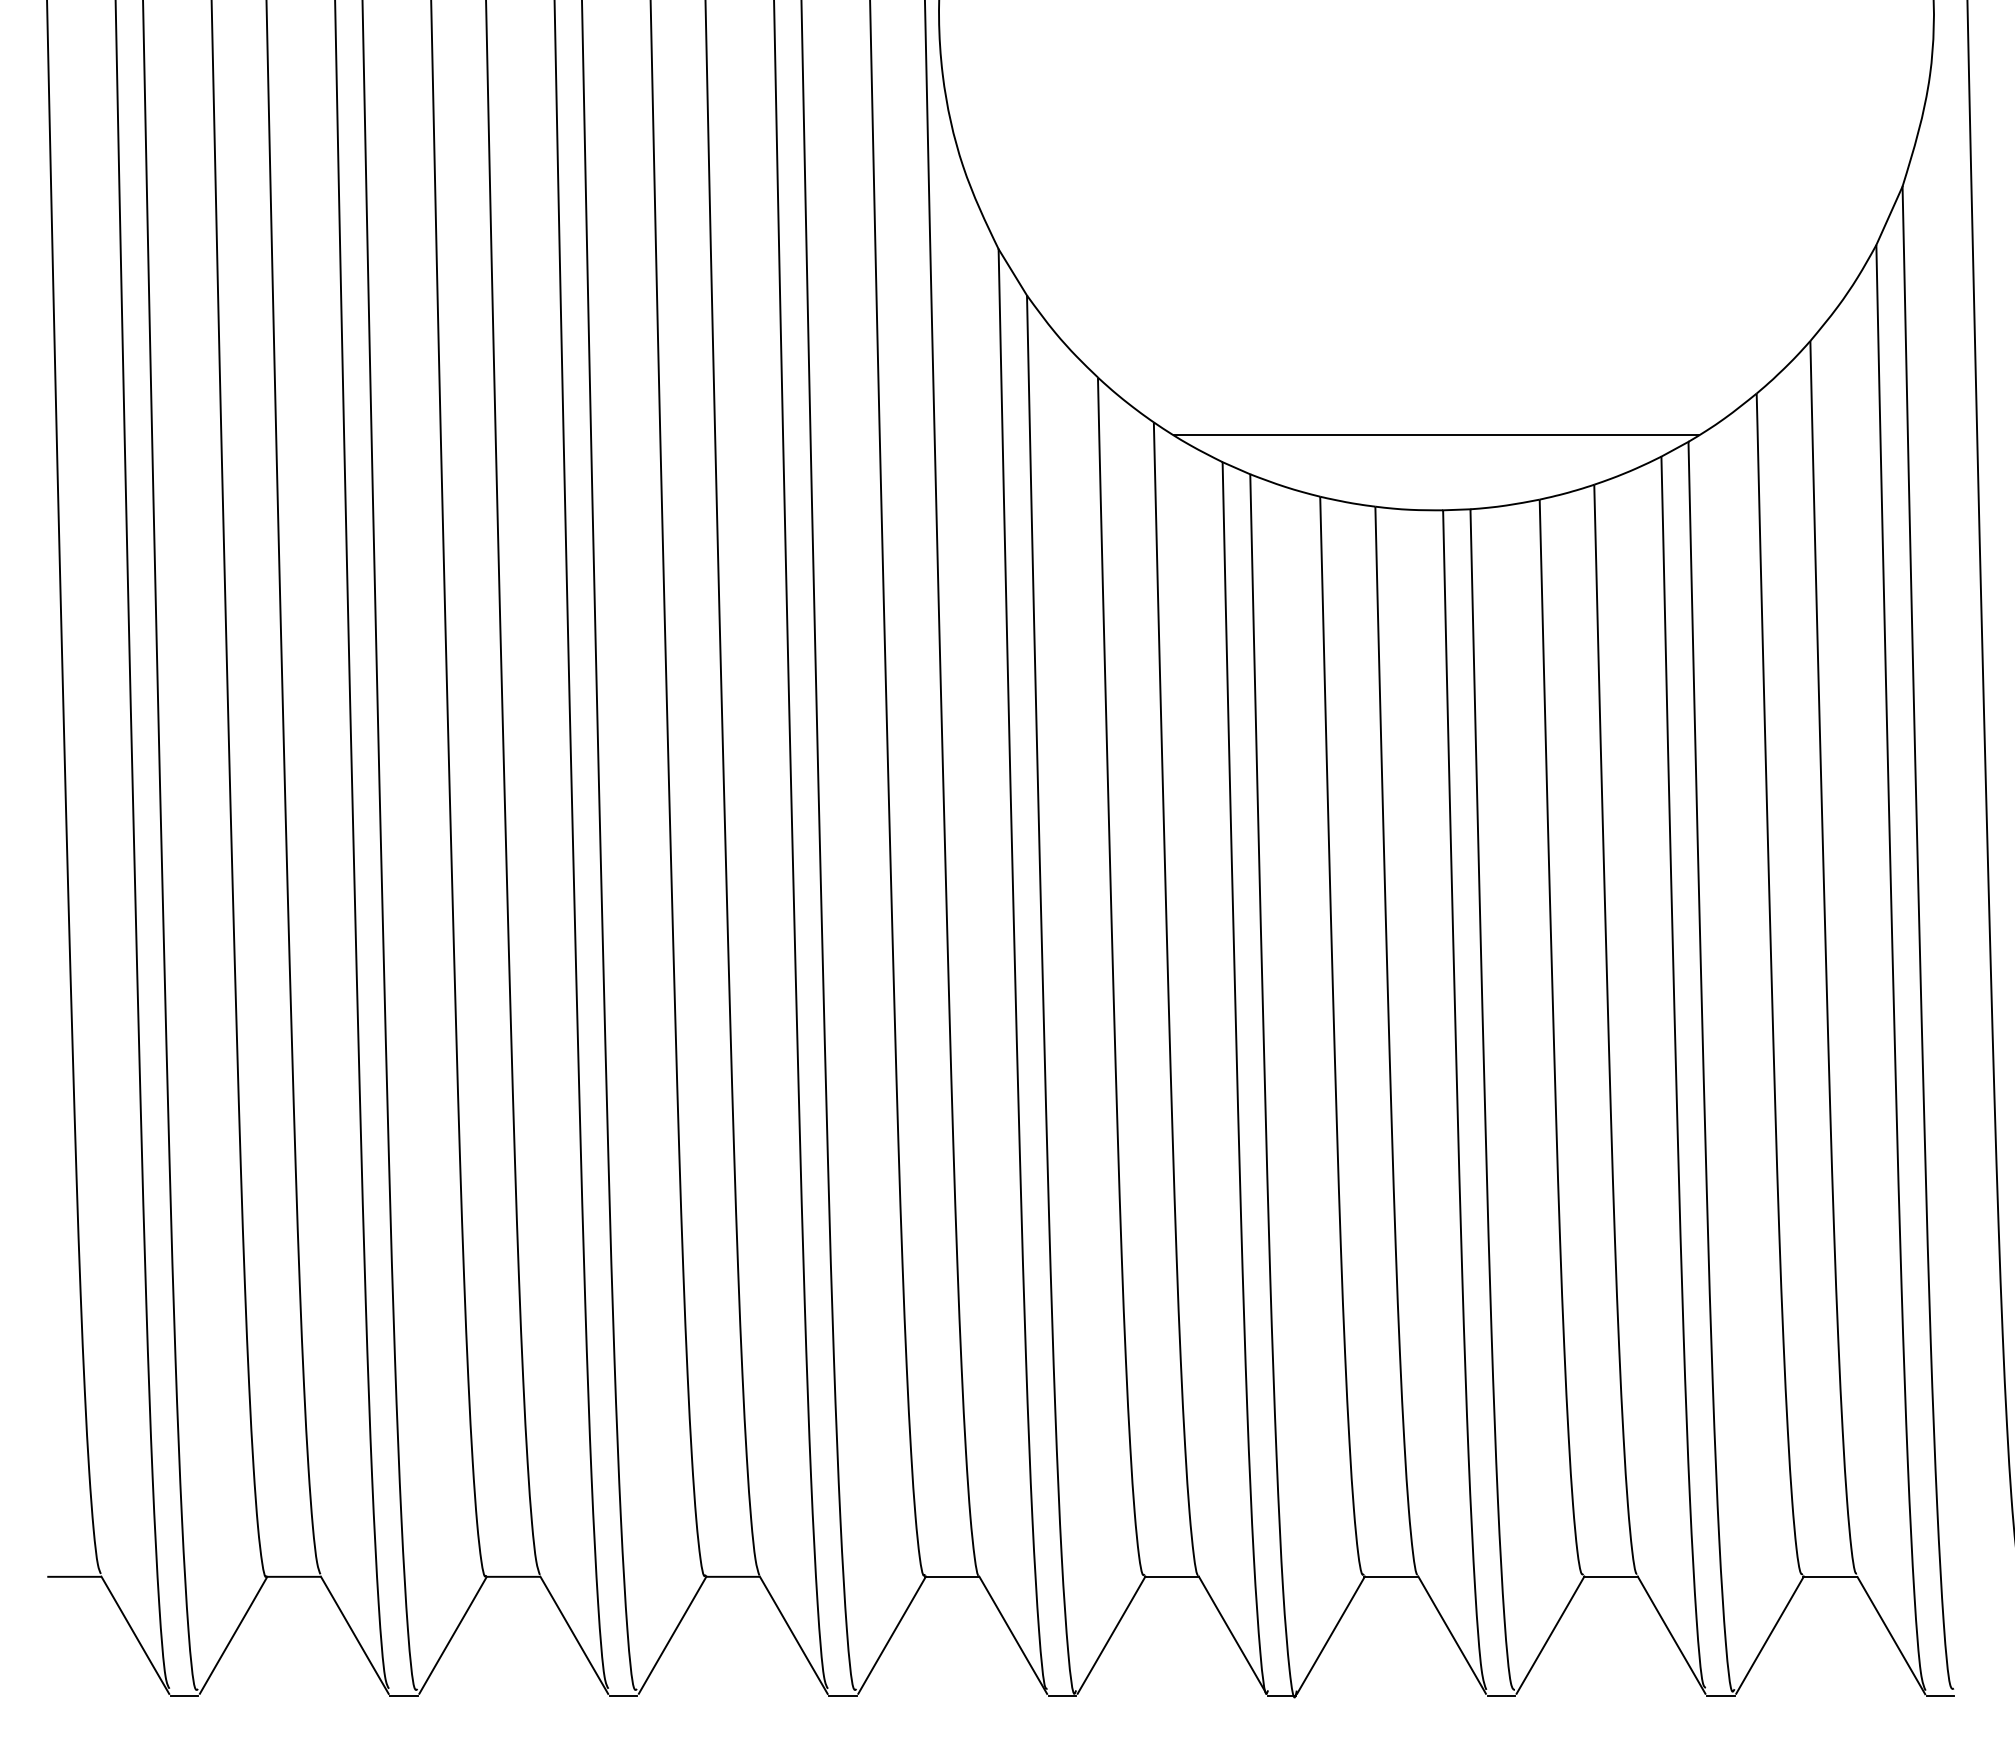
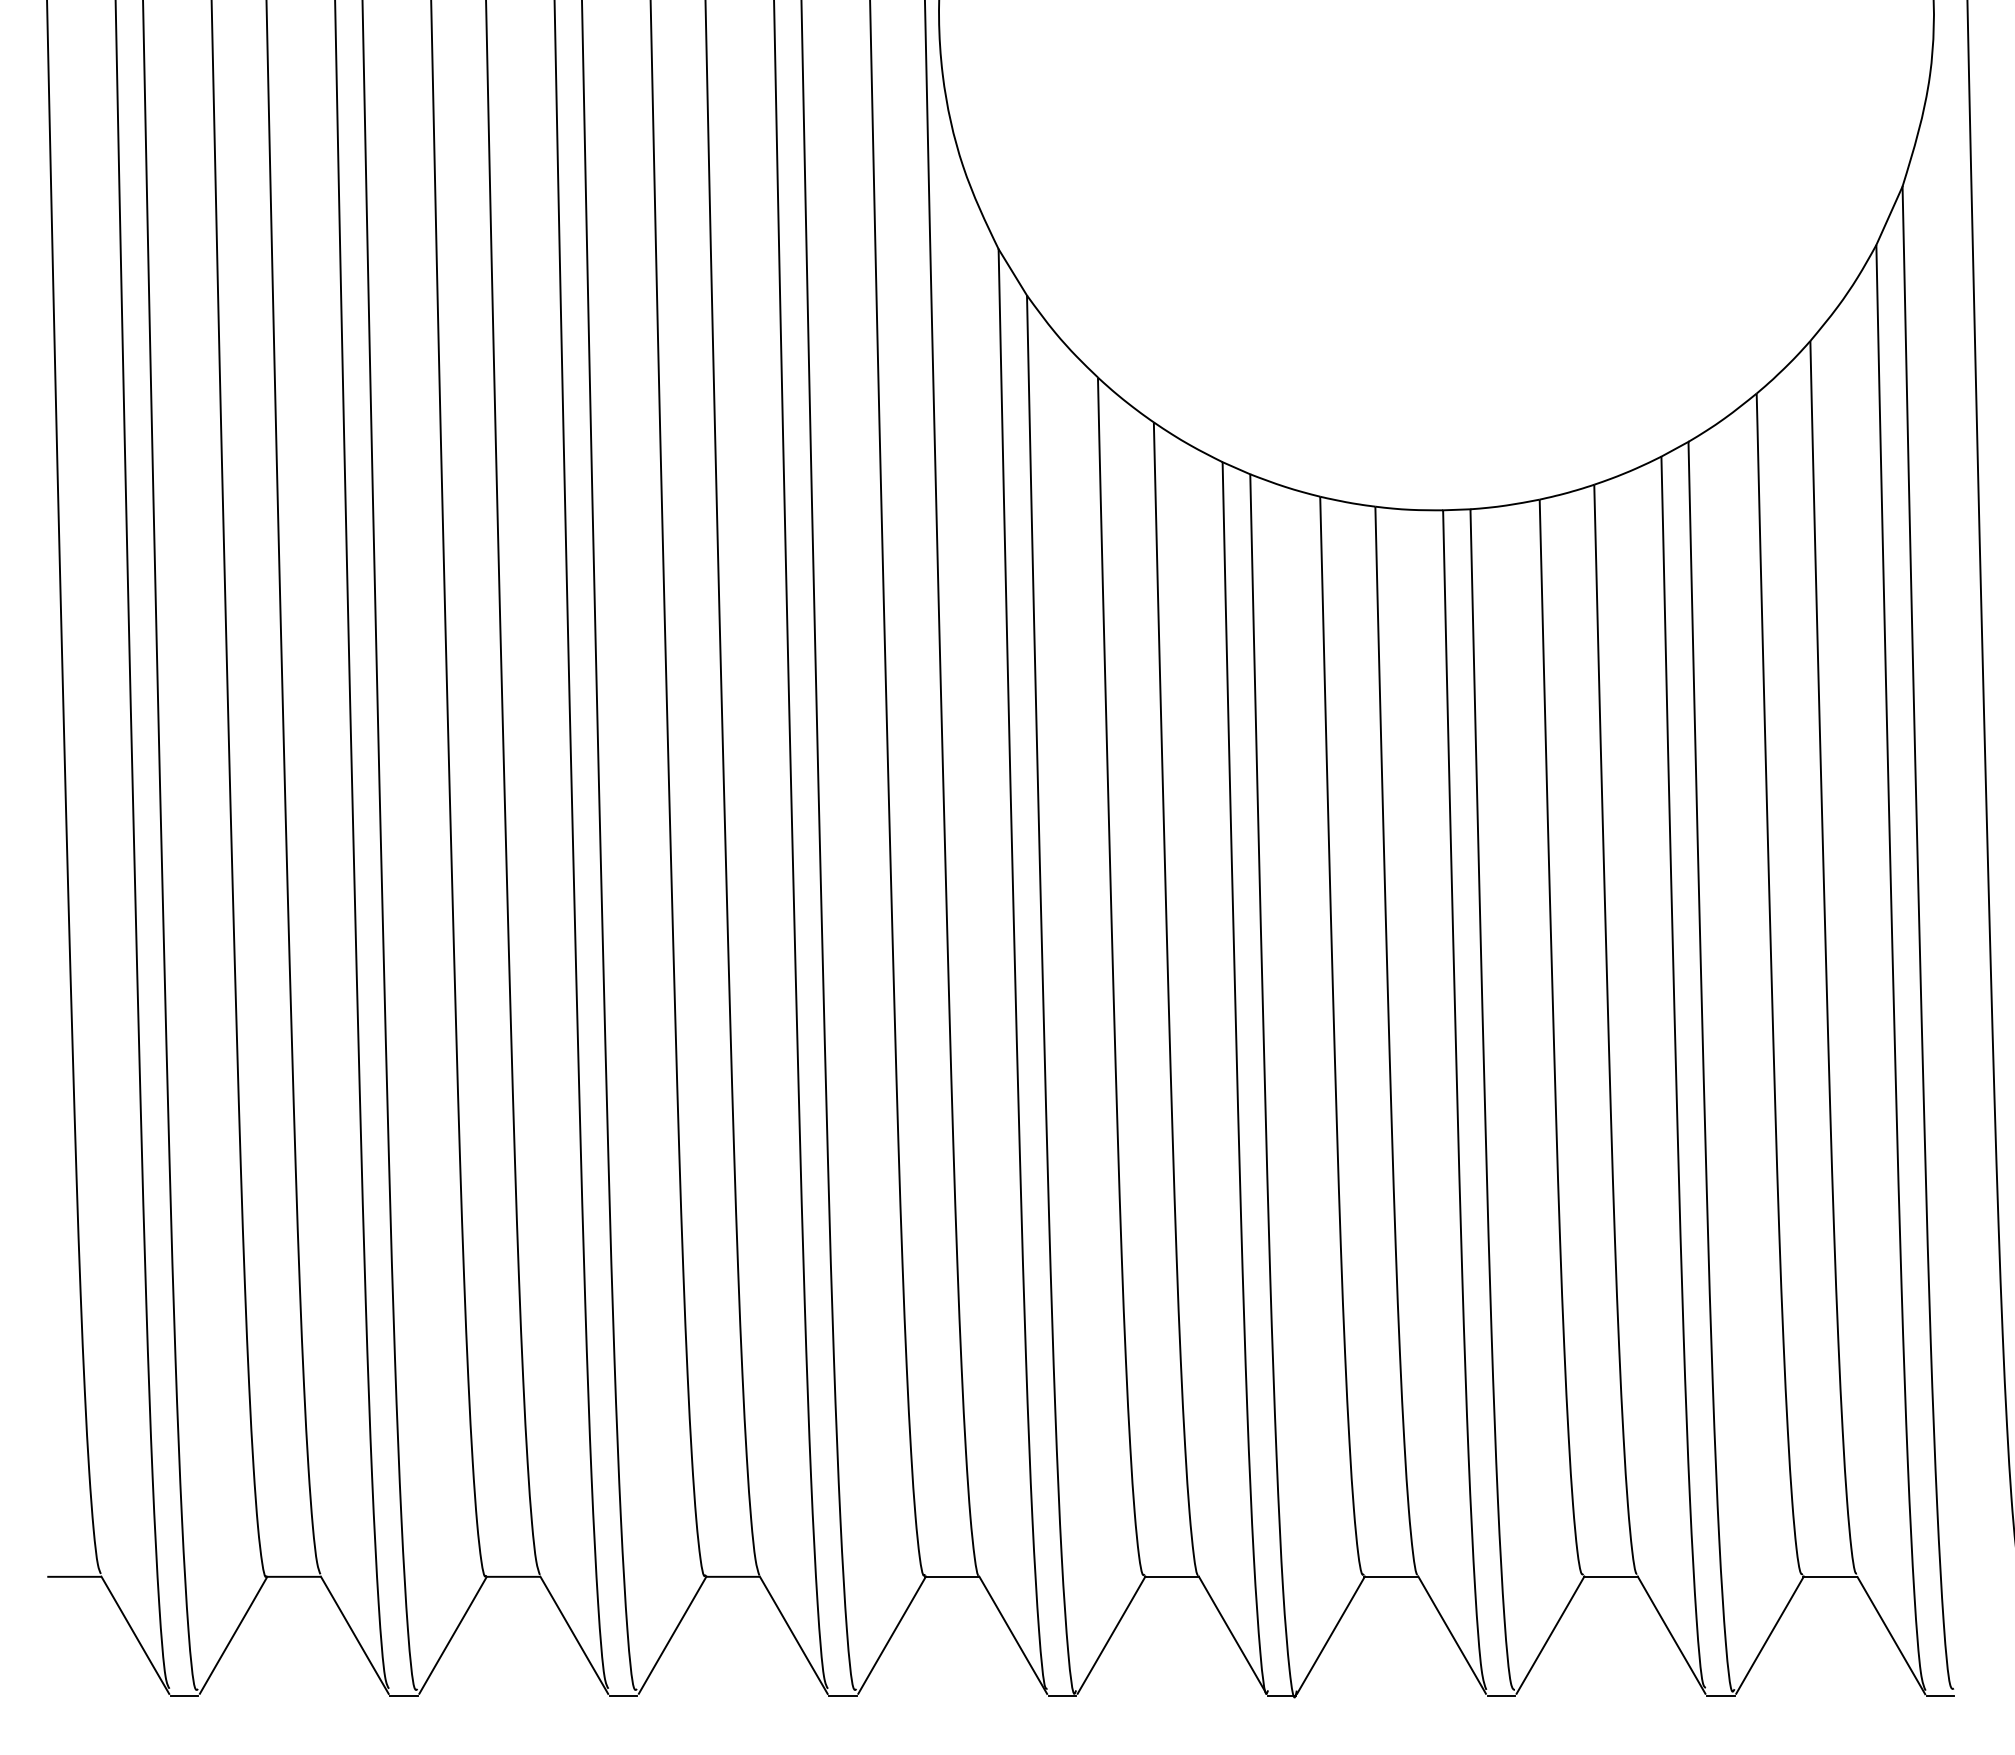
line: present -> none (1436, 435)
